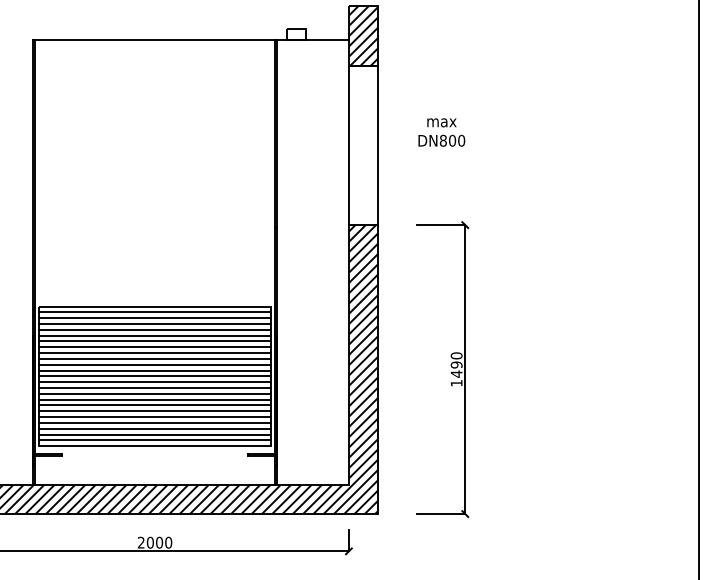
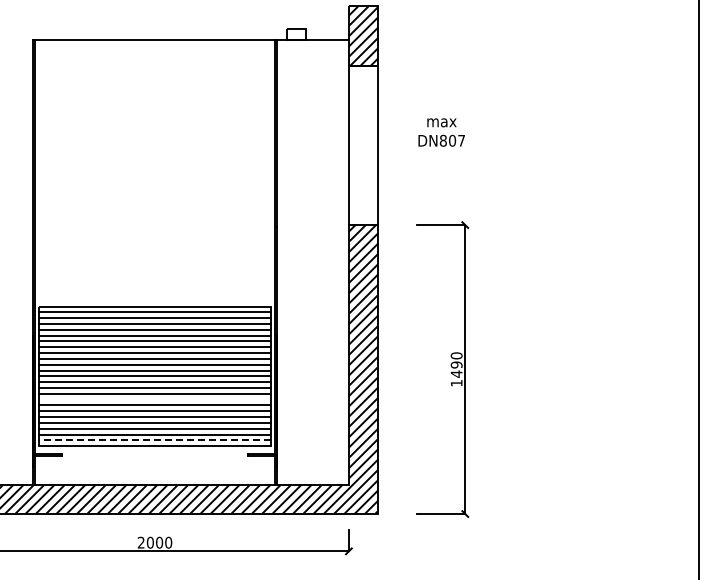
text: DN800 -> DN807 (461, 140)
line: present -> none (154, 399)
line: solid -> dashed (154, 440)
